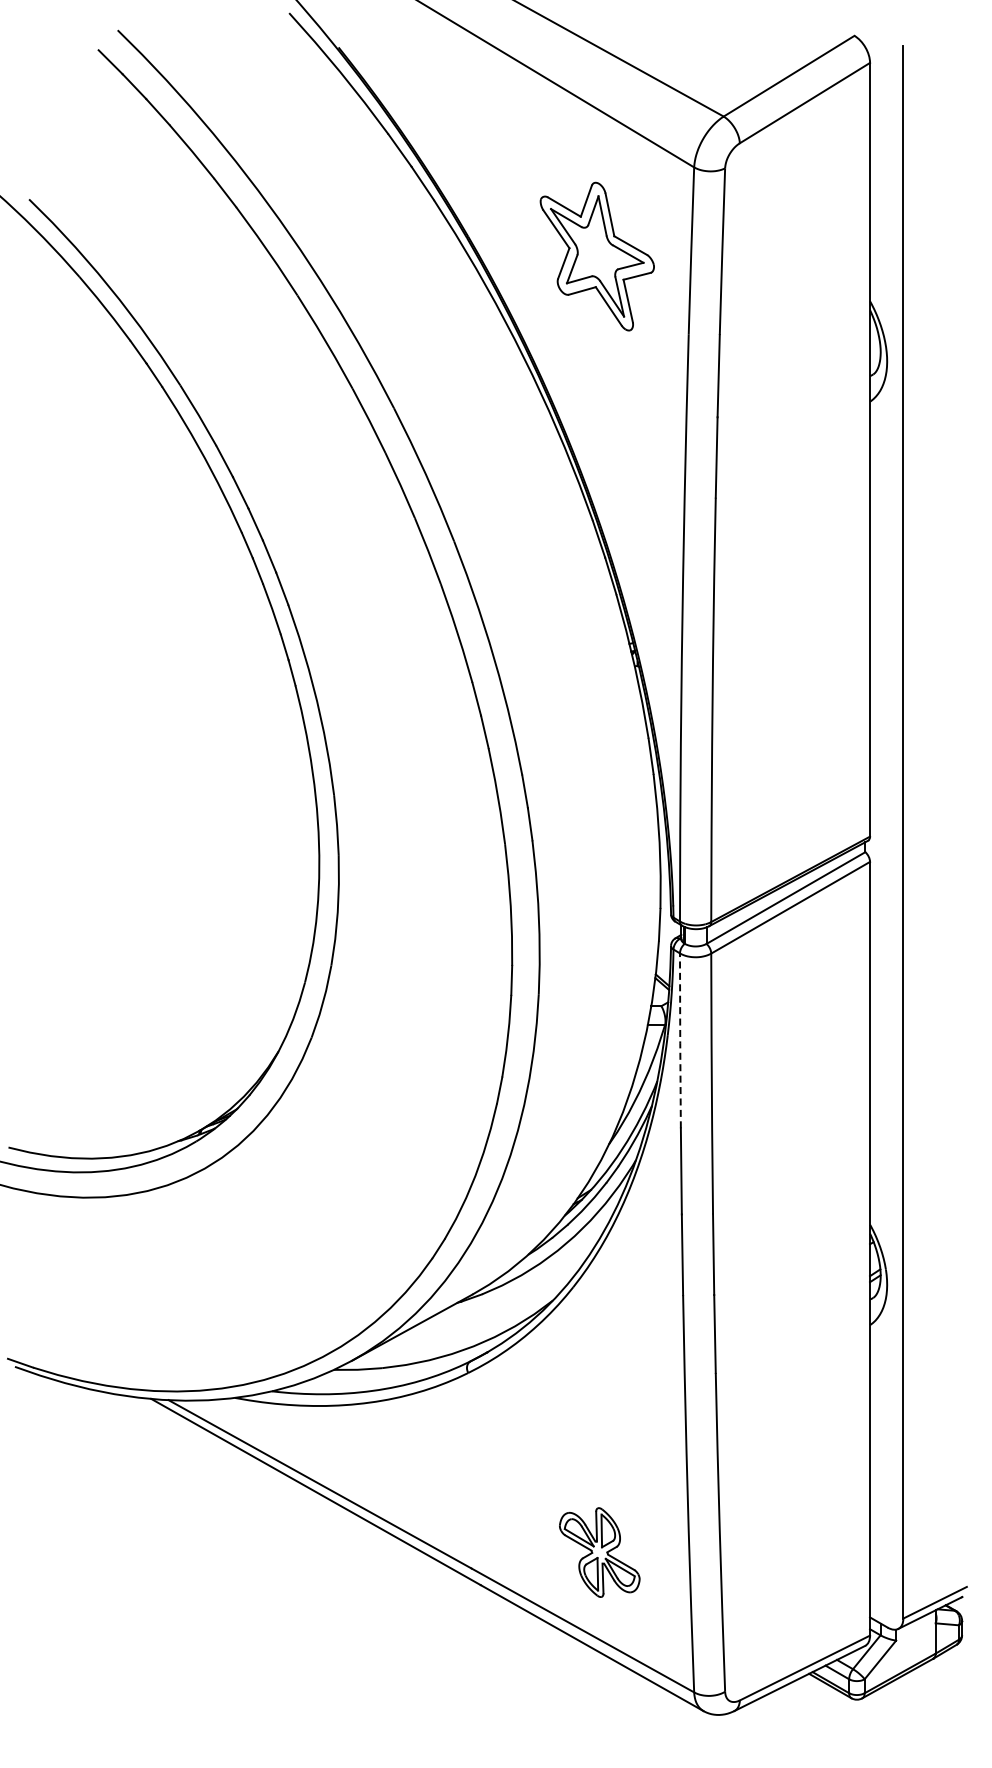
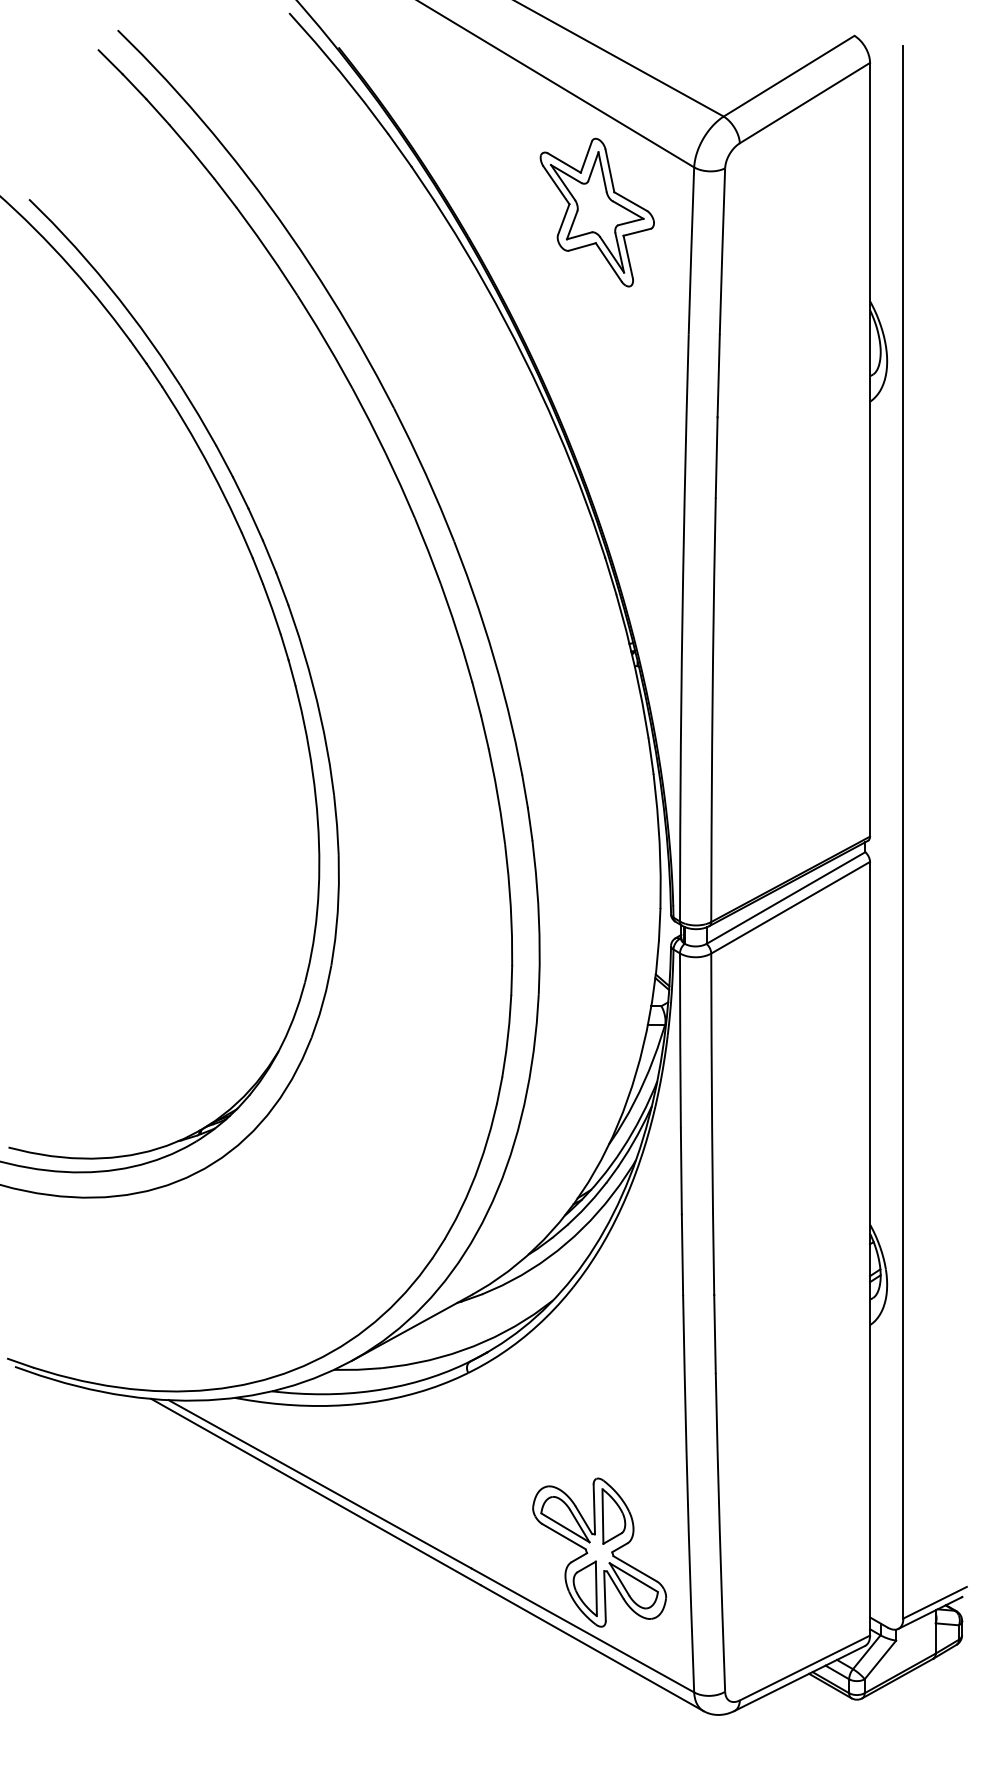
part position: (596, 256) -> (596, 212) (596, 212)
line: dashed -> solid (680, 1041)
part size: 82x91 px -> 136x151 px (599, 1552)
